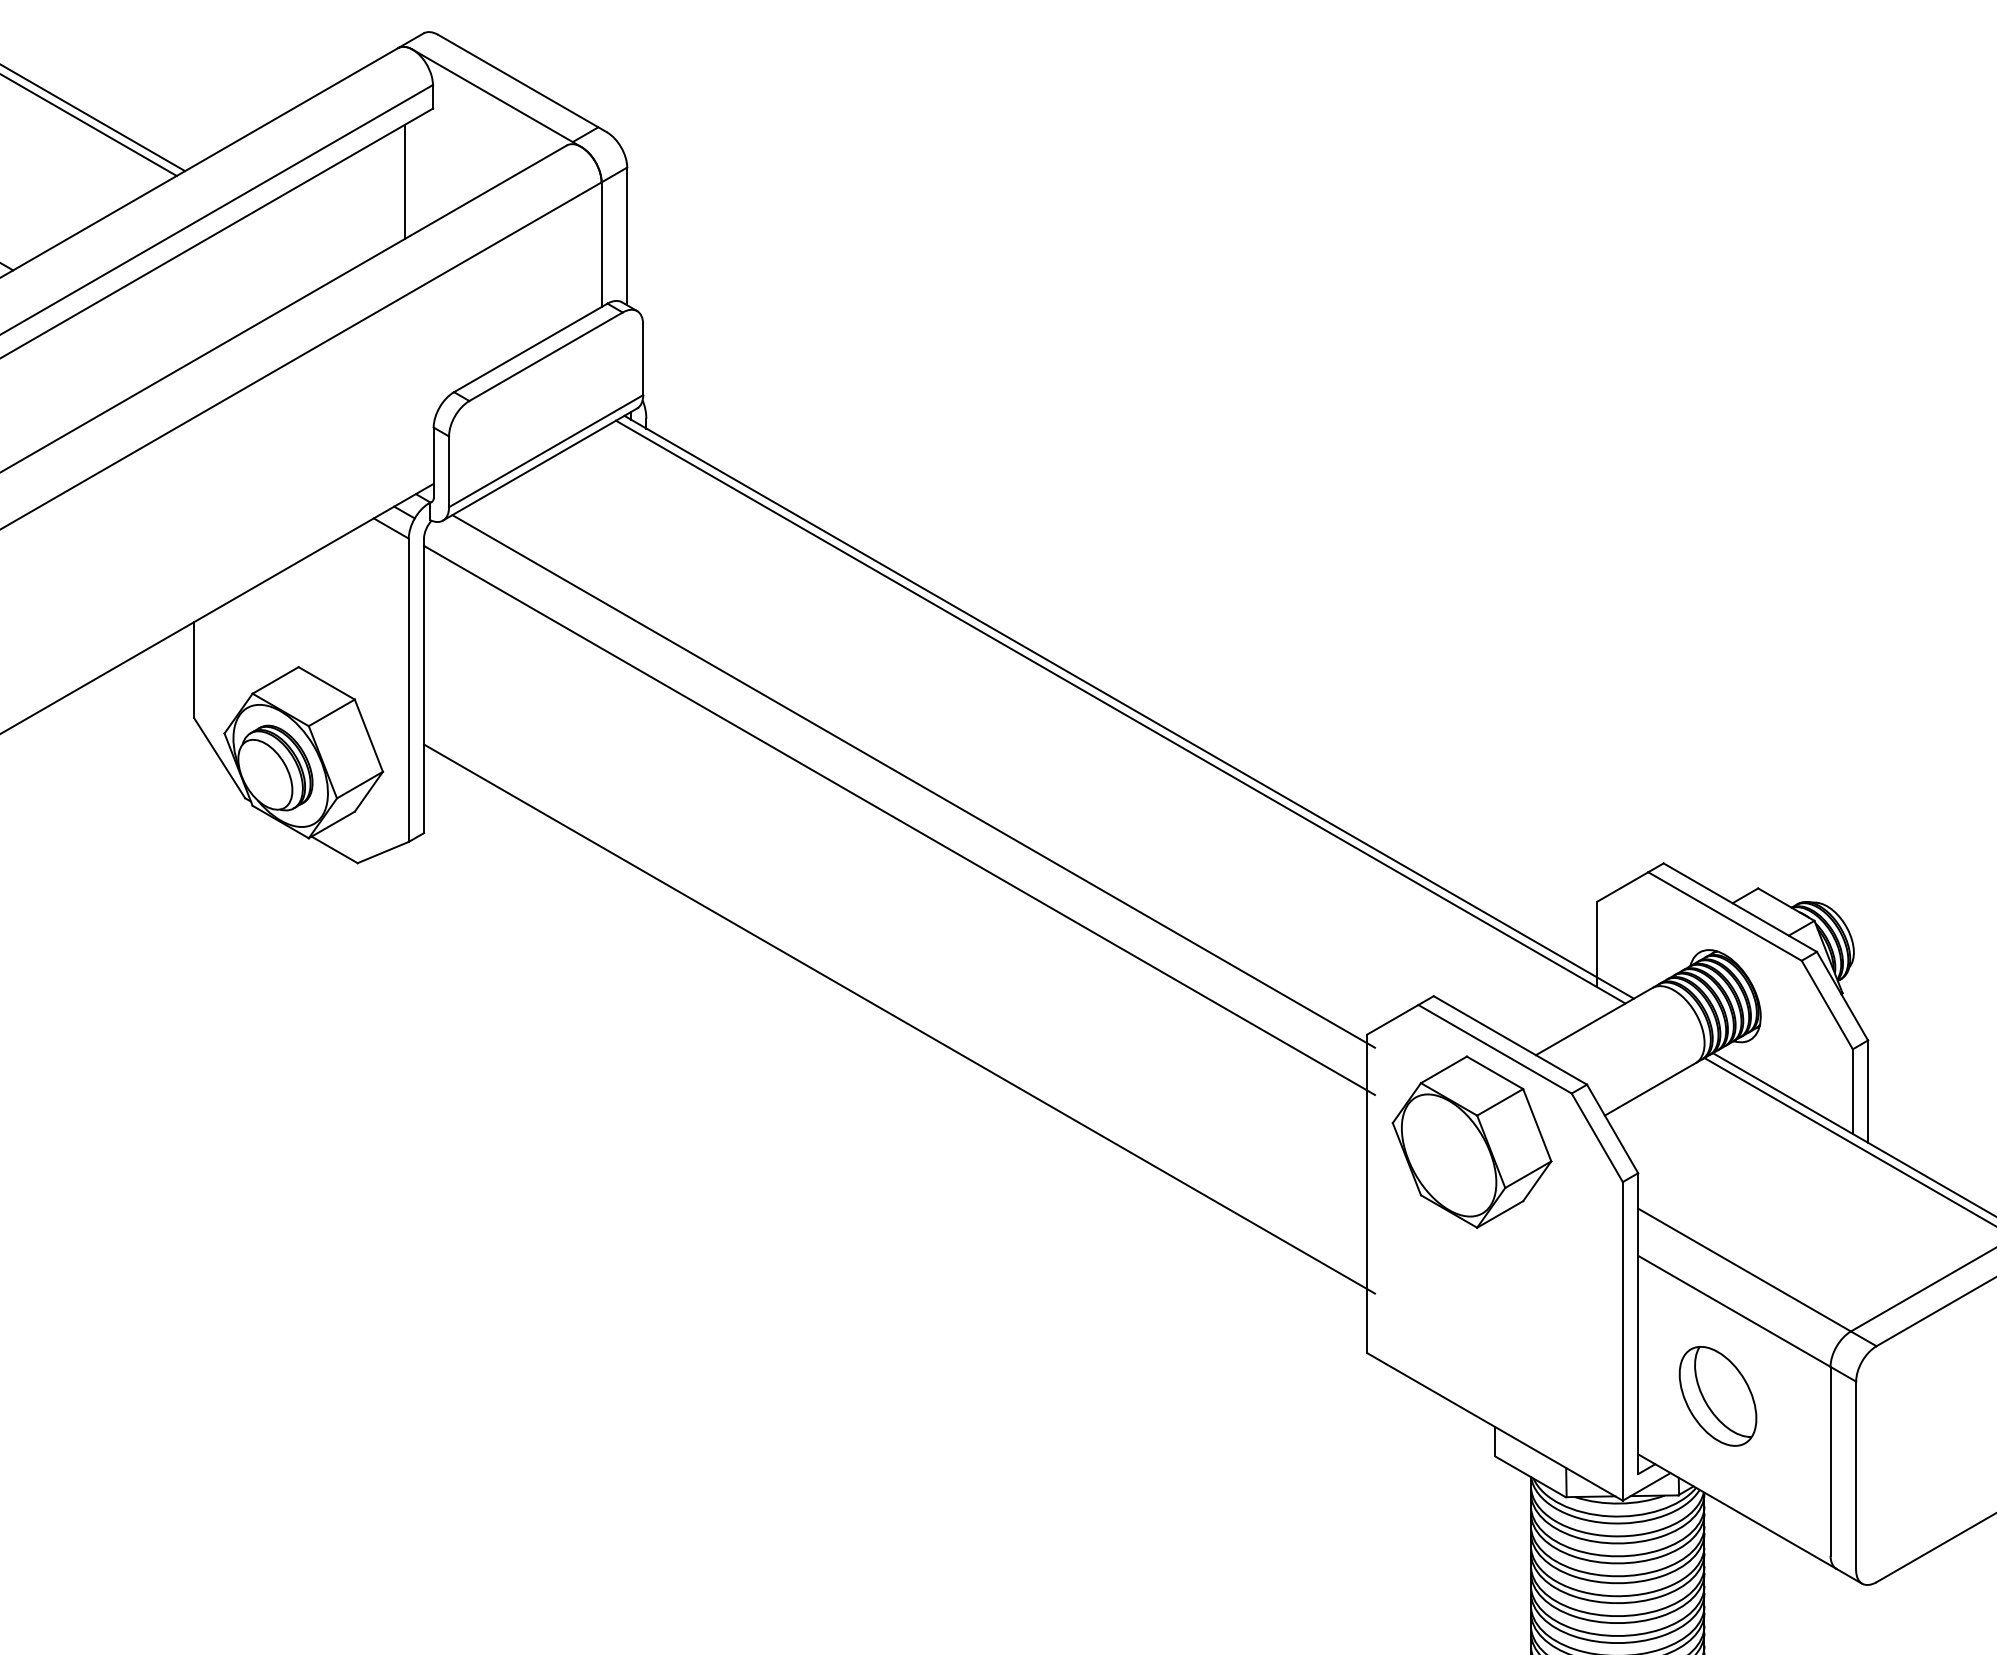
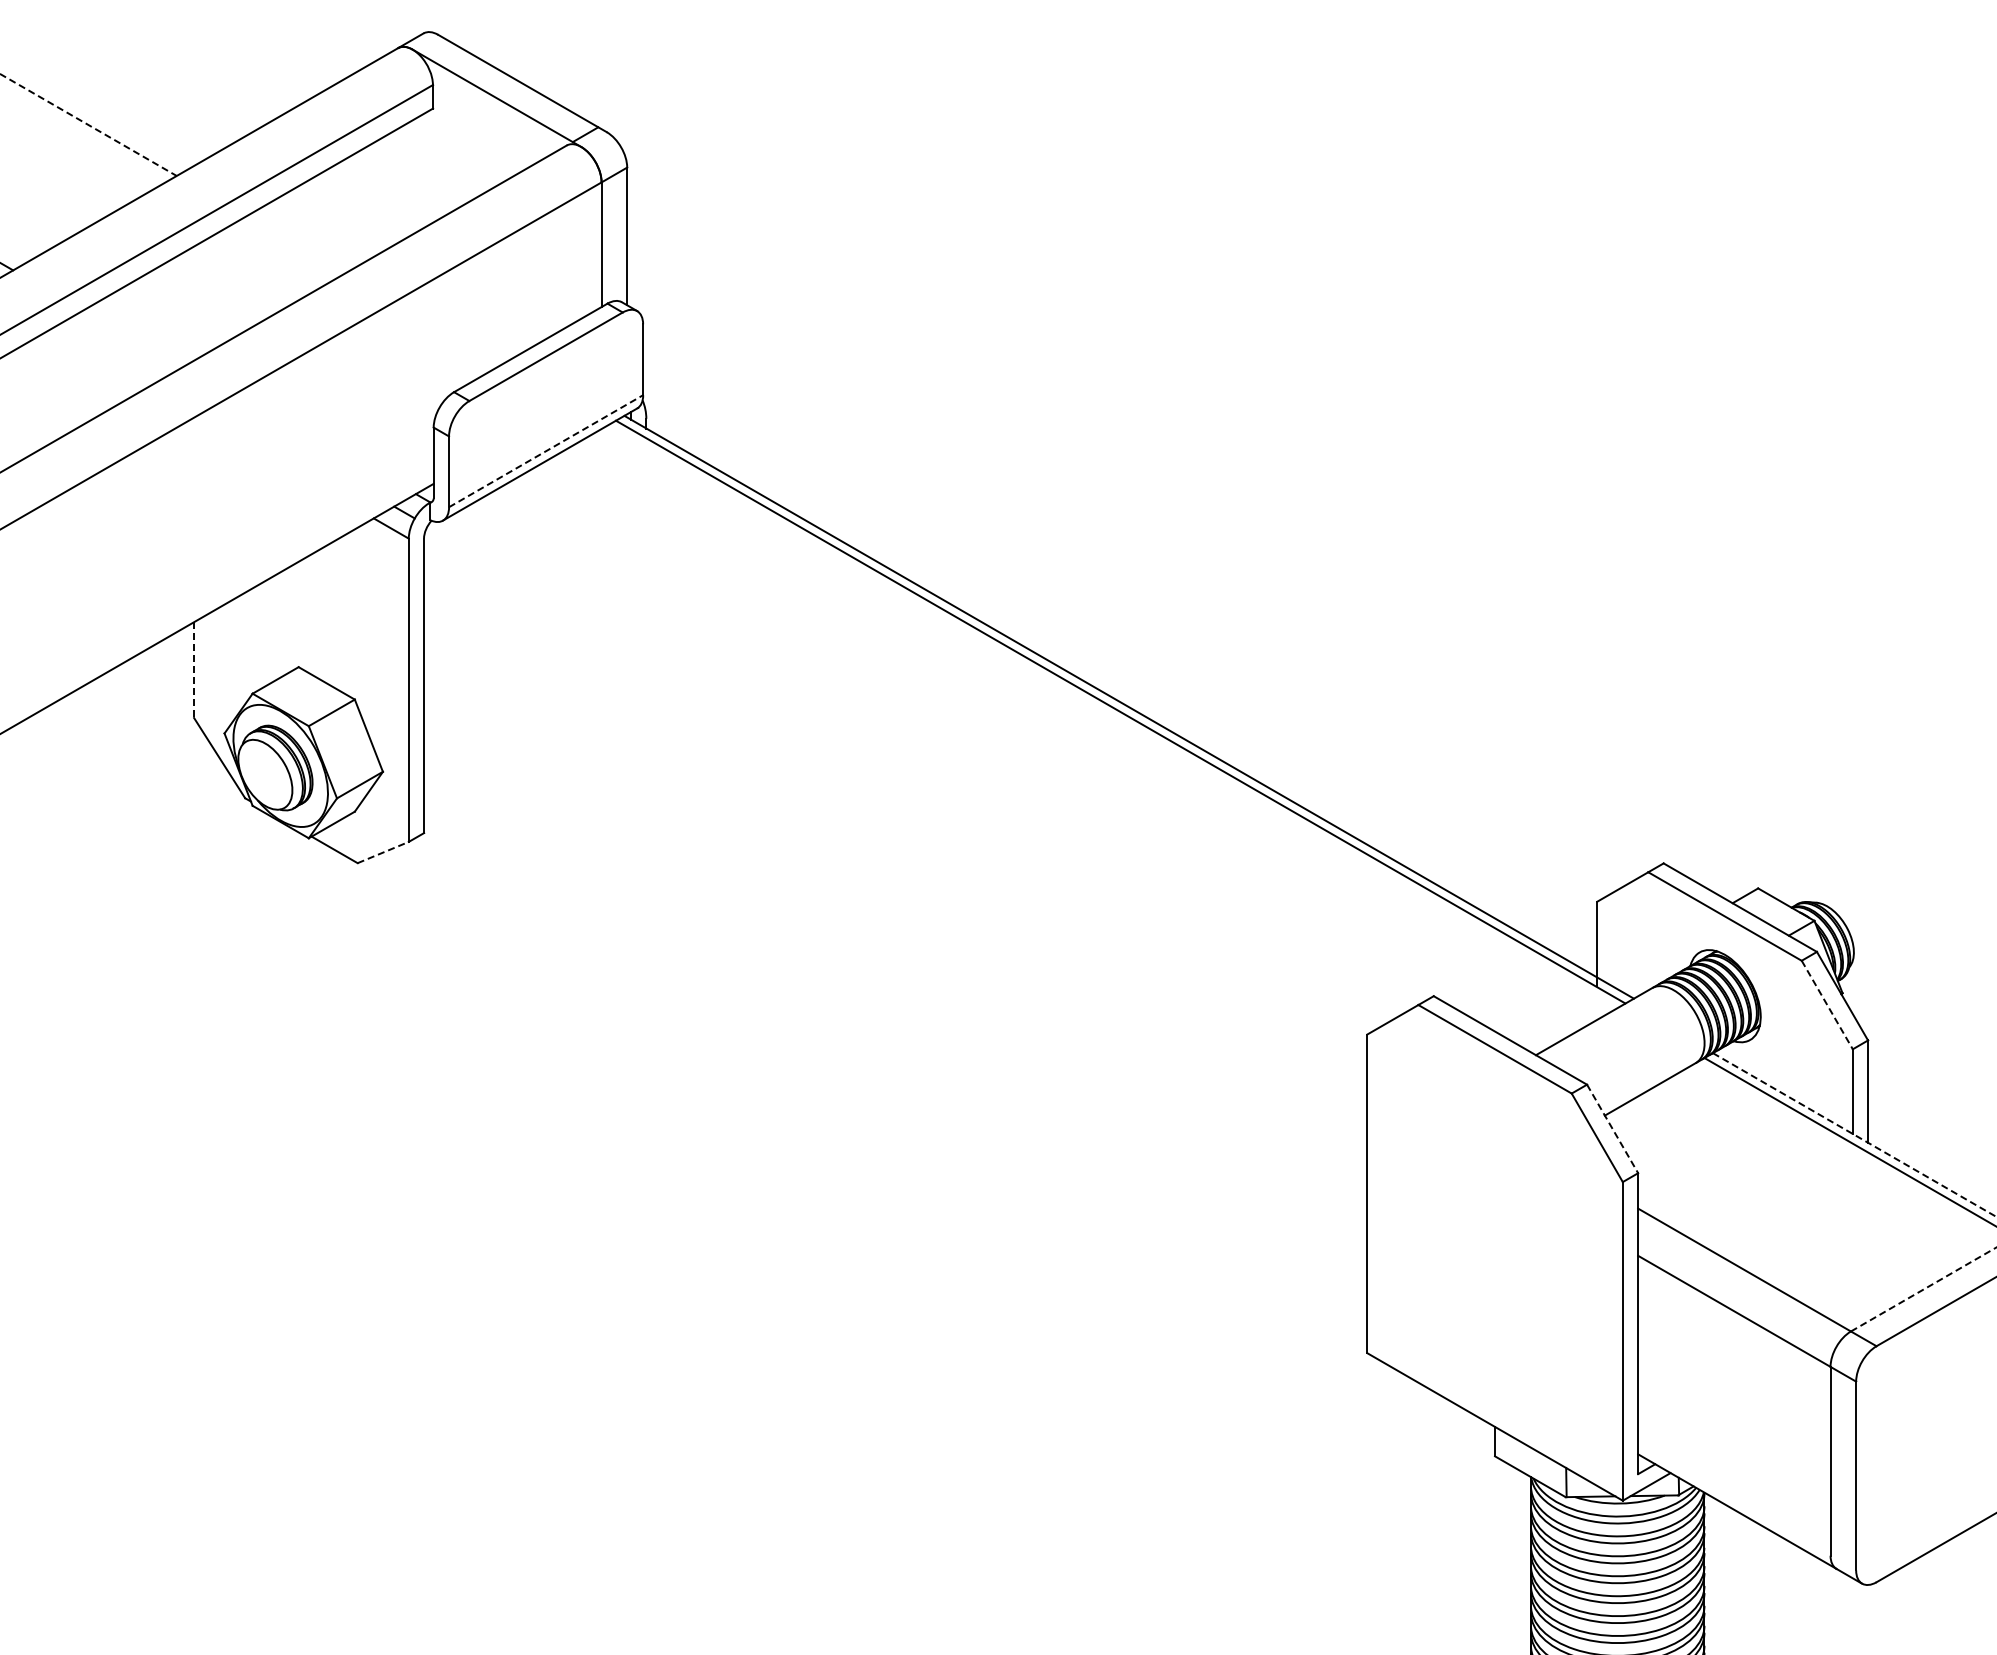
line: present -> none (93, 118)
line: solid -> dashed (88, 124)
line: present -> none (404, 181)
line: solid -> dashed (546, 450)
line: solid -> dashed (194, 670)
line: present -> none (913, 781)
line: present -> none (899, 819)
line: solid -> dashed (383, 852)
line: solid -> dashed (1827, 1005)
line: present -> none (899, 1018)
line: solid -> dashed (1612, 1129)
line: solid -> dashed (1854, 1135)
part: present -> none (1471, 1141)
line: solid -> dashed (1923, 1289)
part: present -> none (1717, 1396)
